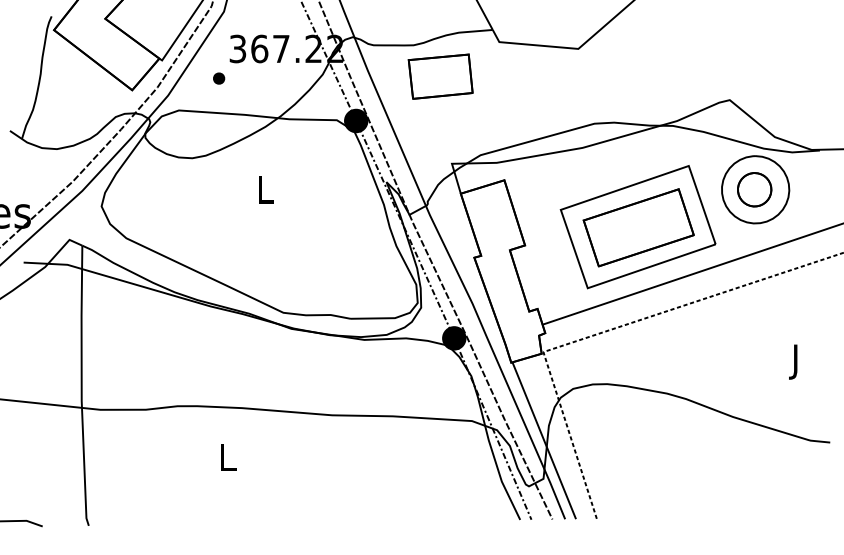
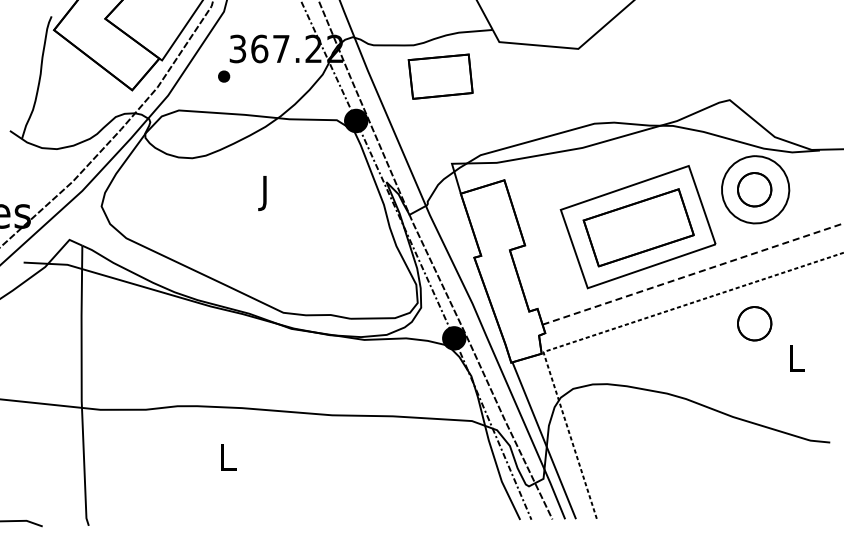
part position: (219, 78) -> (224, 76) (224, 76)
text: L -> J (265, 193)
line: solid -> dashed (693, 274)
part: none -> present (754, 323)
text: J -> L (796, 361)
